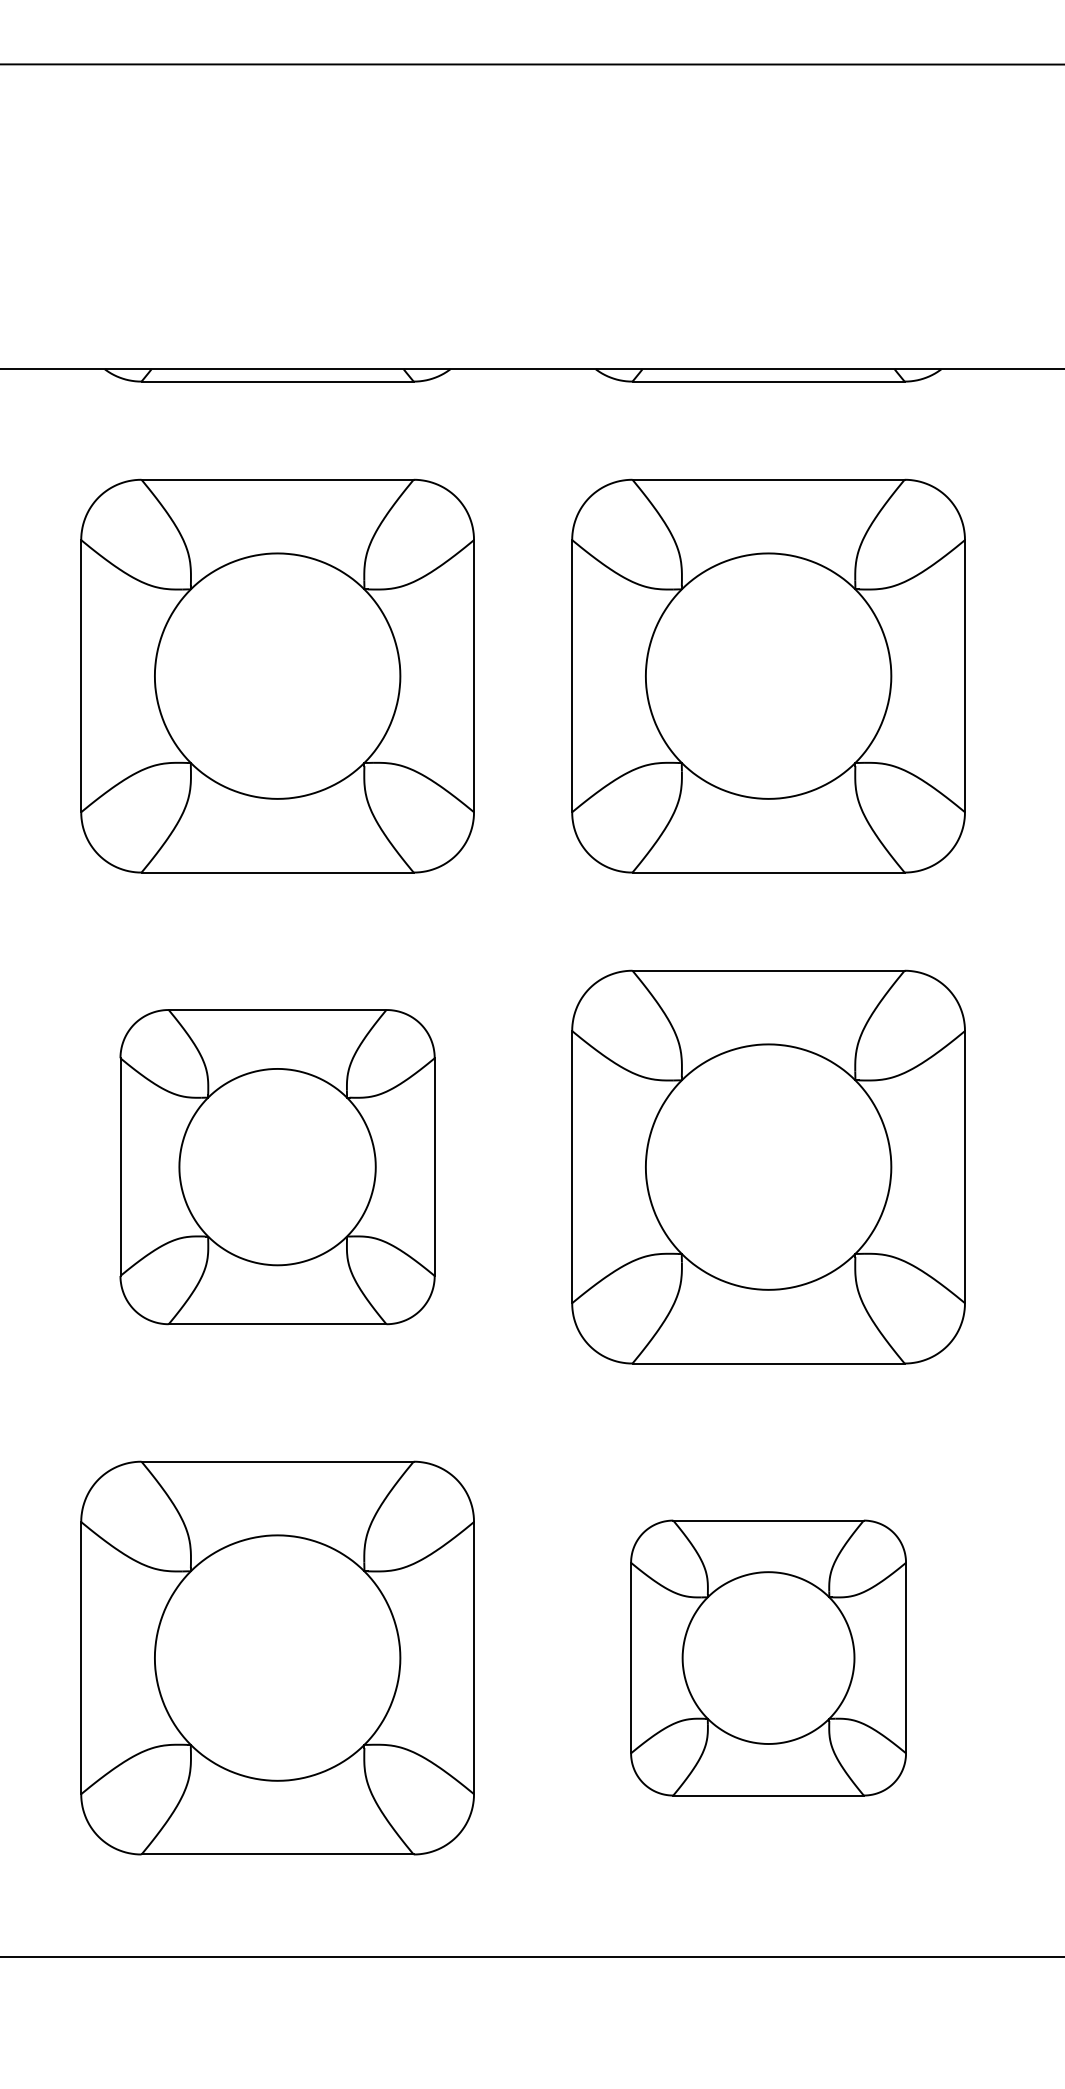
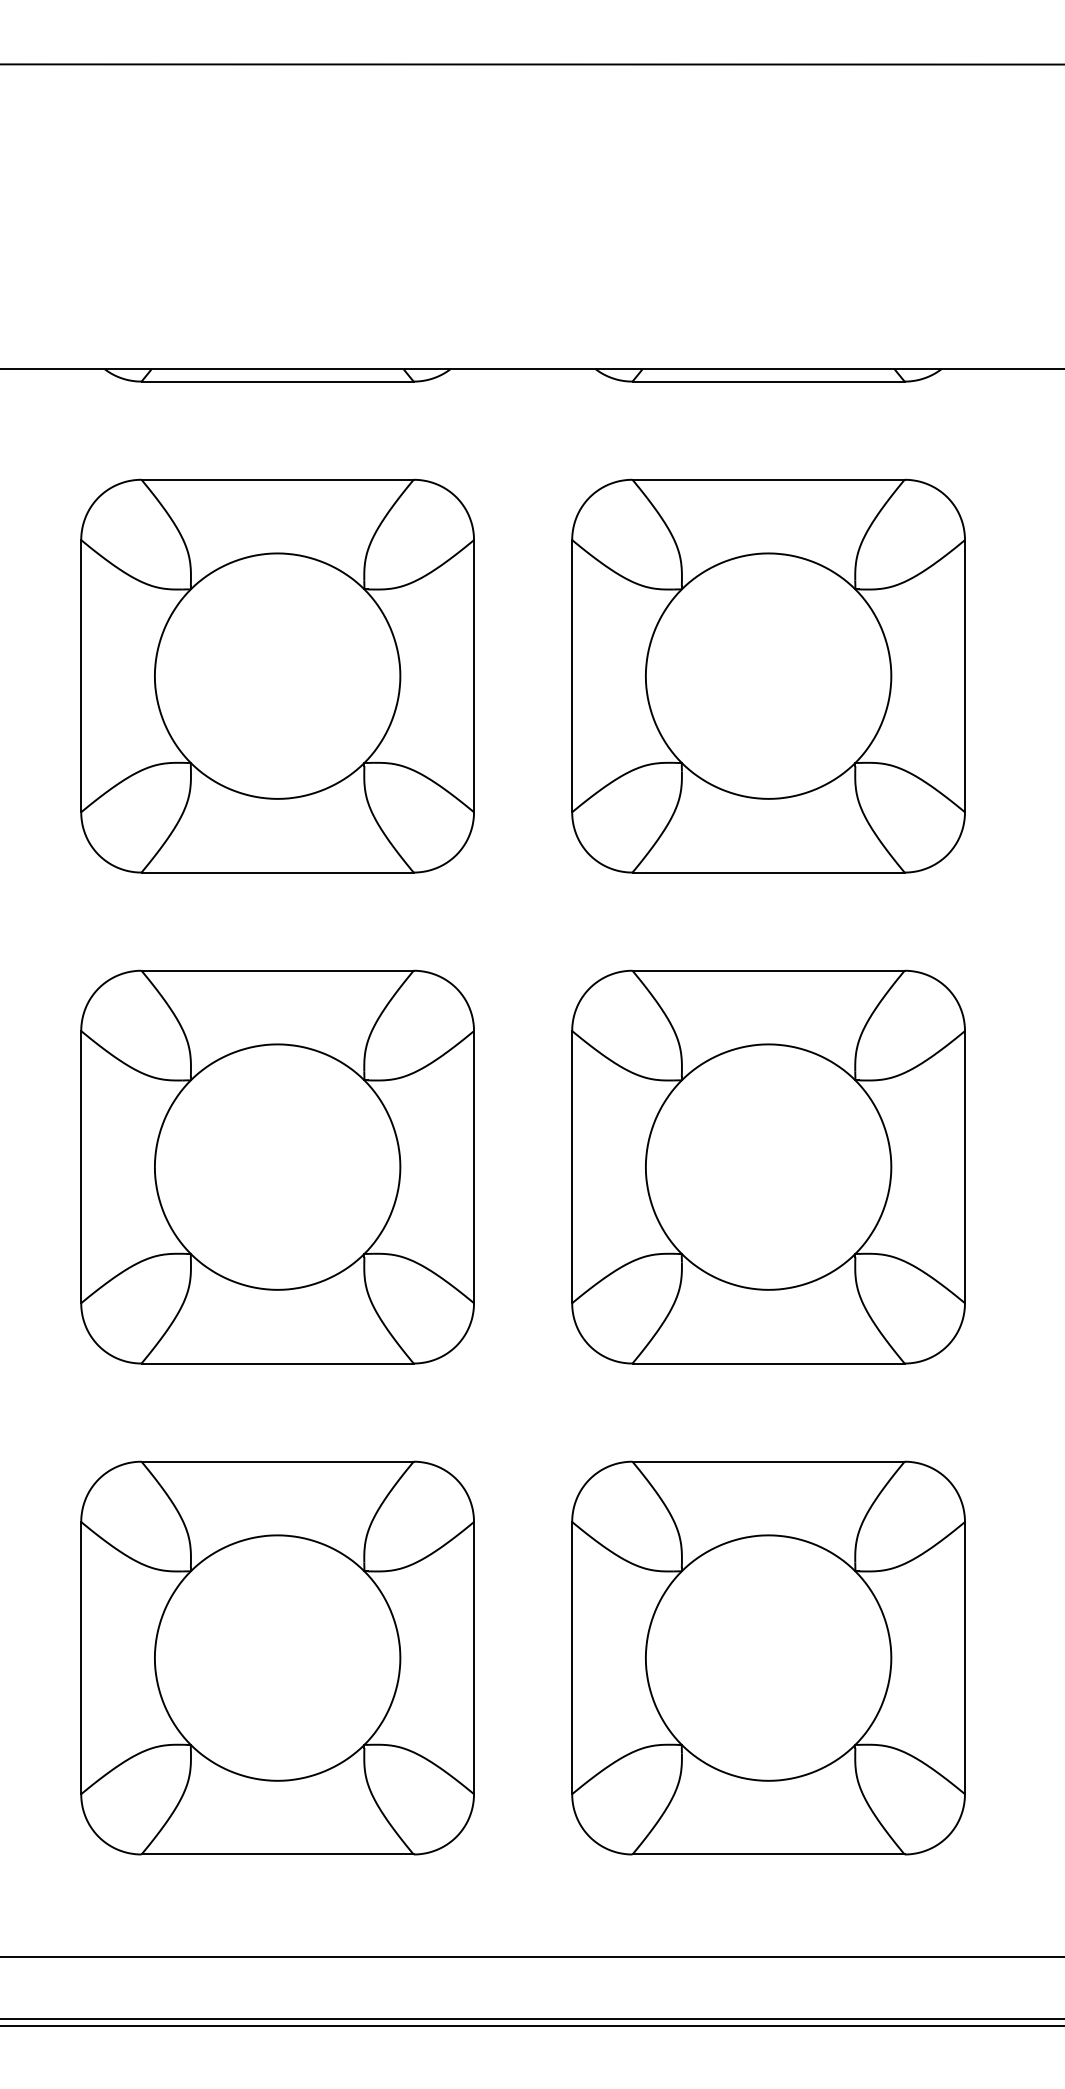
part size: 317x317 px -> 395x396 px (277, 1166)
part size: 277x278 px -> 395x396 px (768, 1657)
line: none -> present (531, 2018)
line: none -> present (531, 2026)
